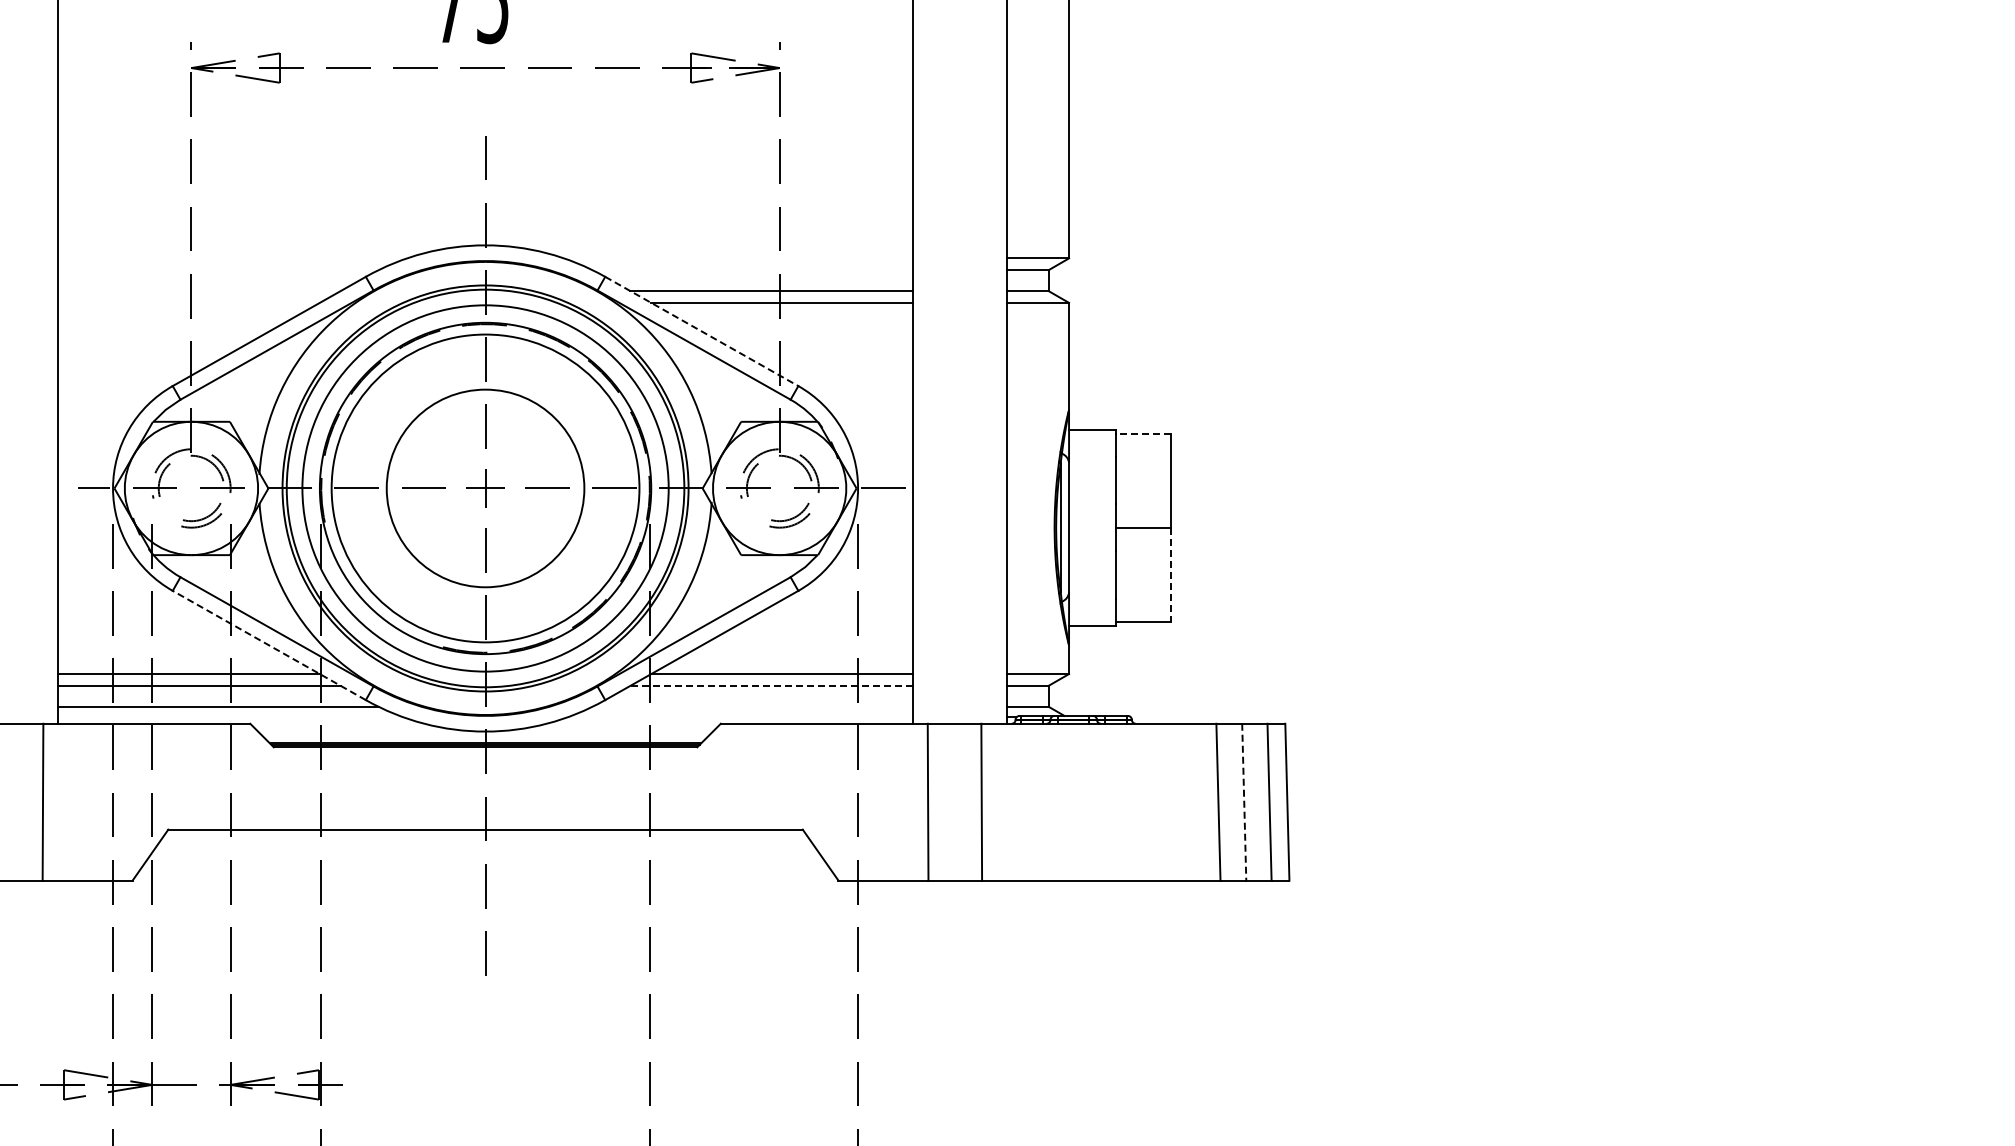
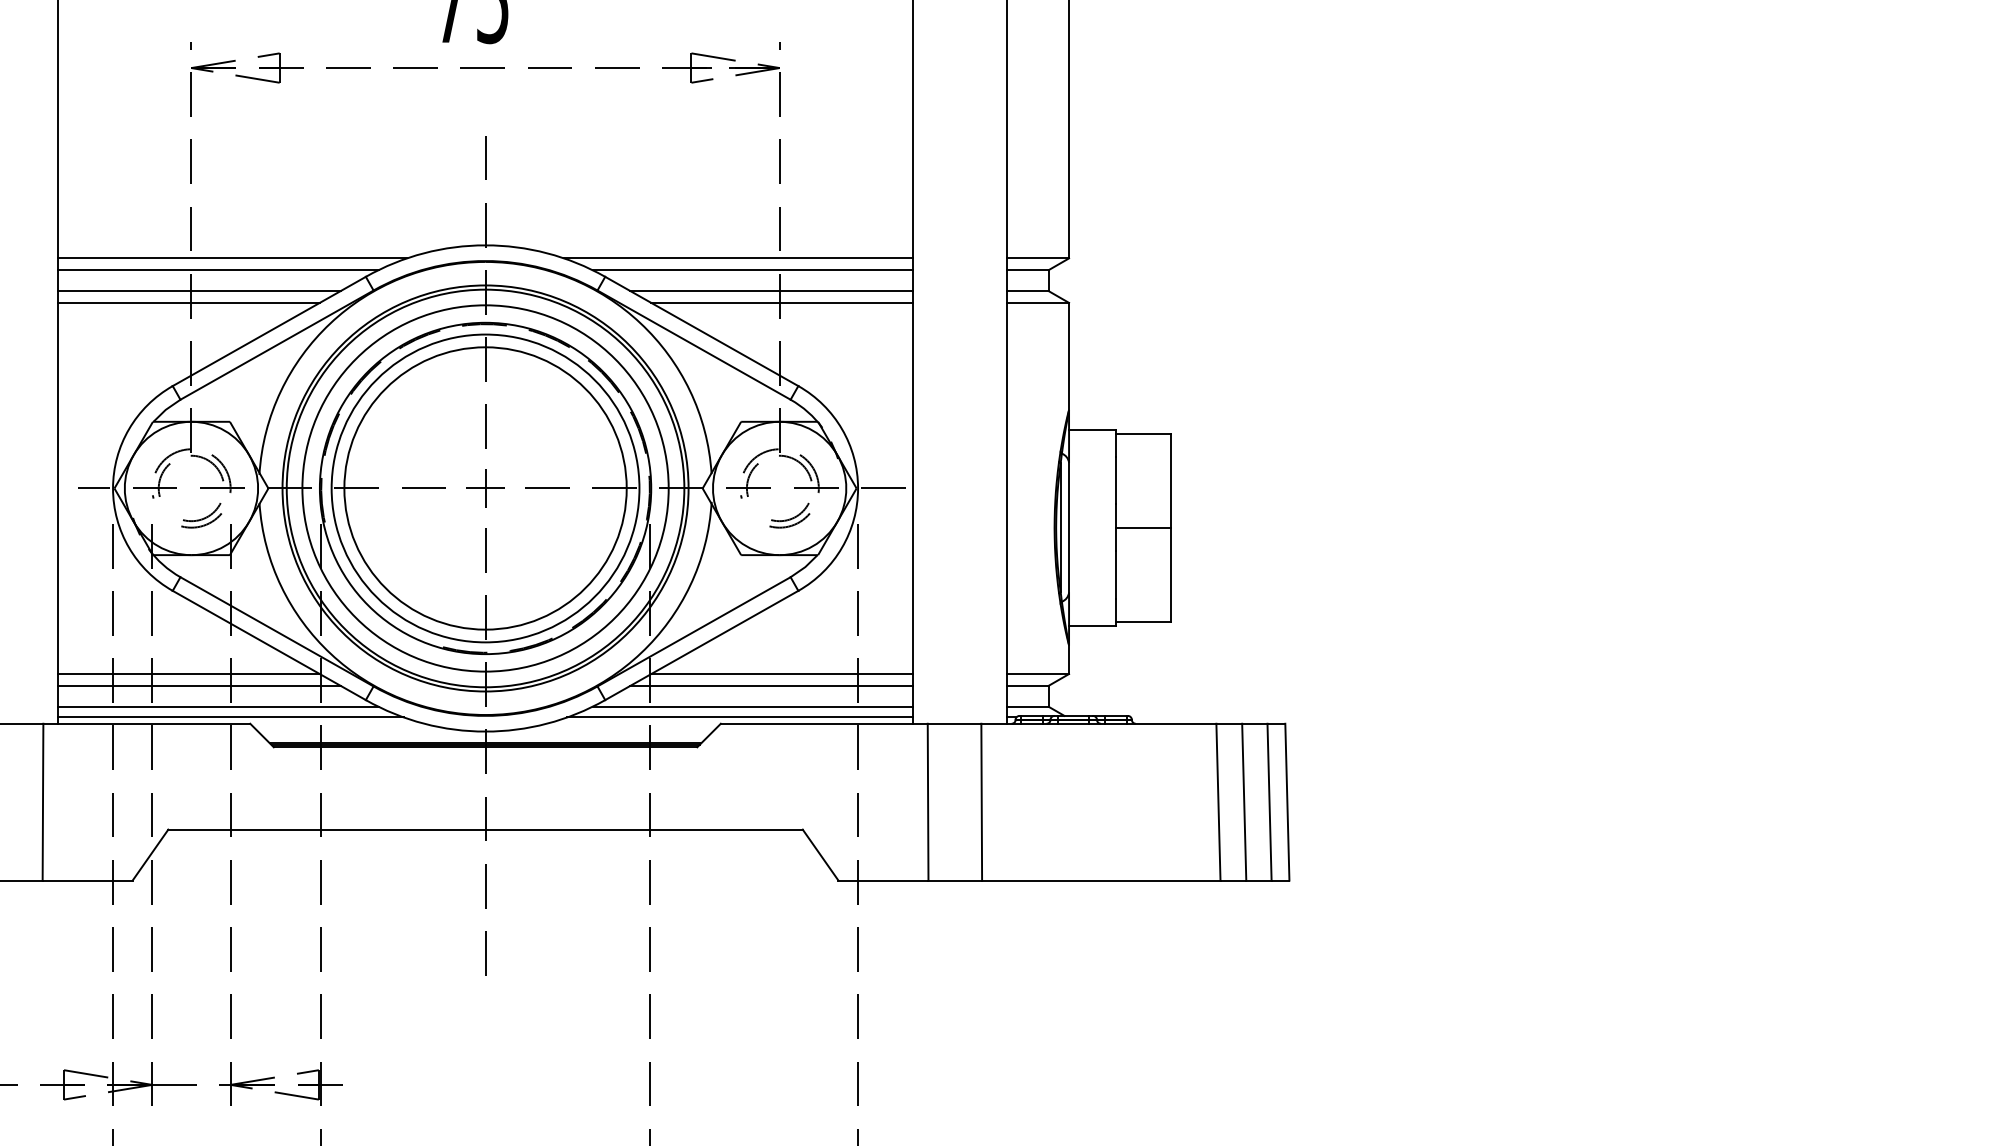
line: none -> present (232, 258)
line: none -> present (738, 258)
line: none -> present (218, 270)
line: none -> present (752, 270)
line: none -> present (199, 291)
line: none -> present (188, 302)
line: dashed -> solid (701, 331)
line: dashed -> solid (1143, 433)
circle diameter: 198 px -> 282 px (485, 488)
line: dashed -> solid (1171, 575)
line: dashed -> solid (269, 645)
line: dashed -> solid (771, 685)
line: none -> present (752, 706)
line: none -> present (230, 717)
line: none -> present (739, 717)
line: dashed -> solid (1244, 802)
